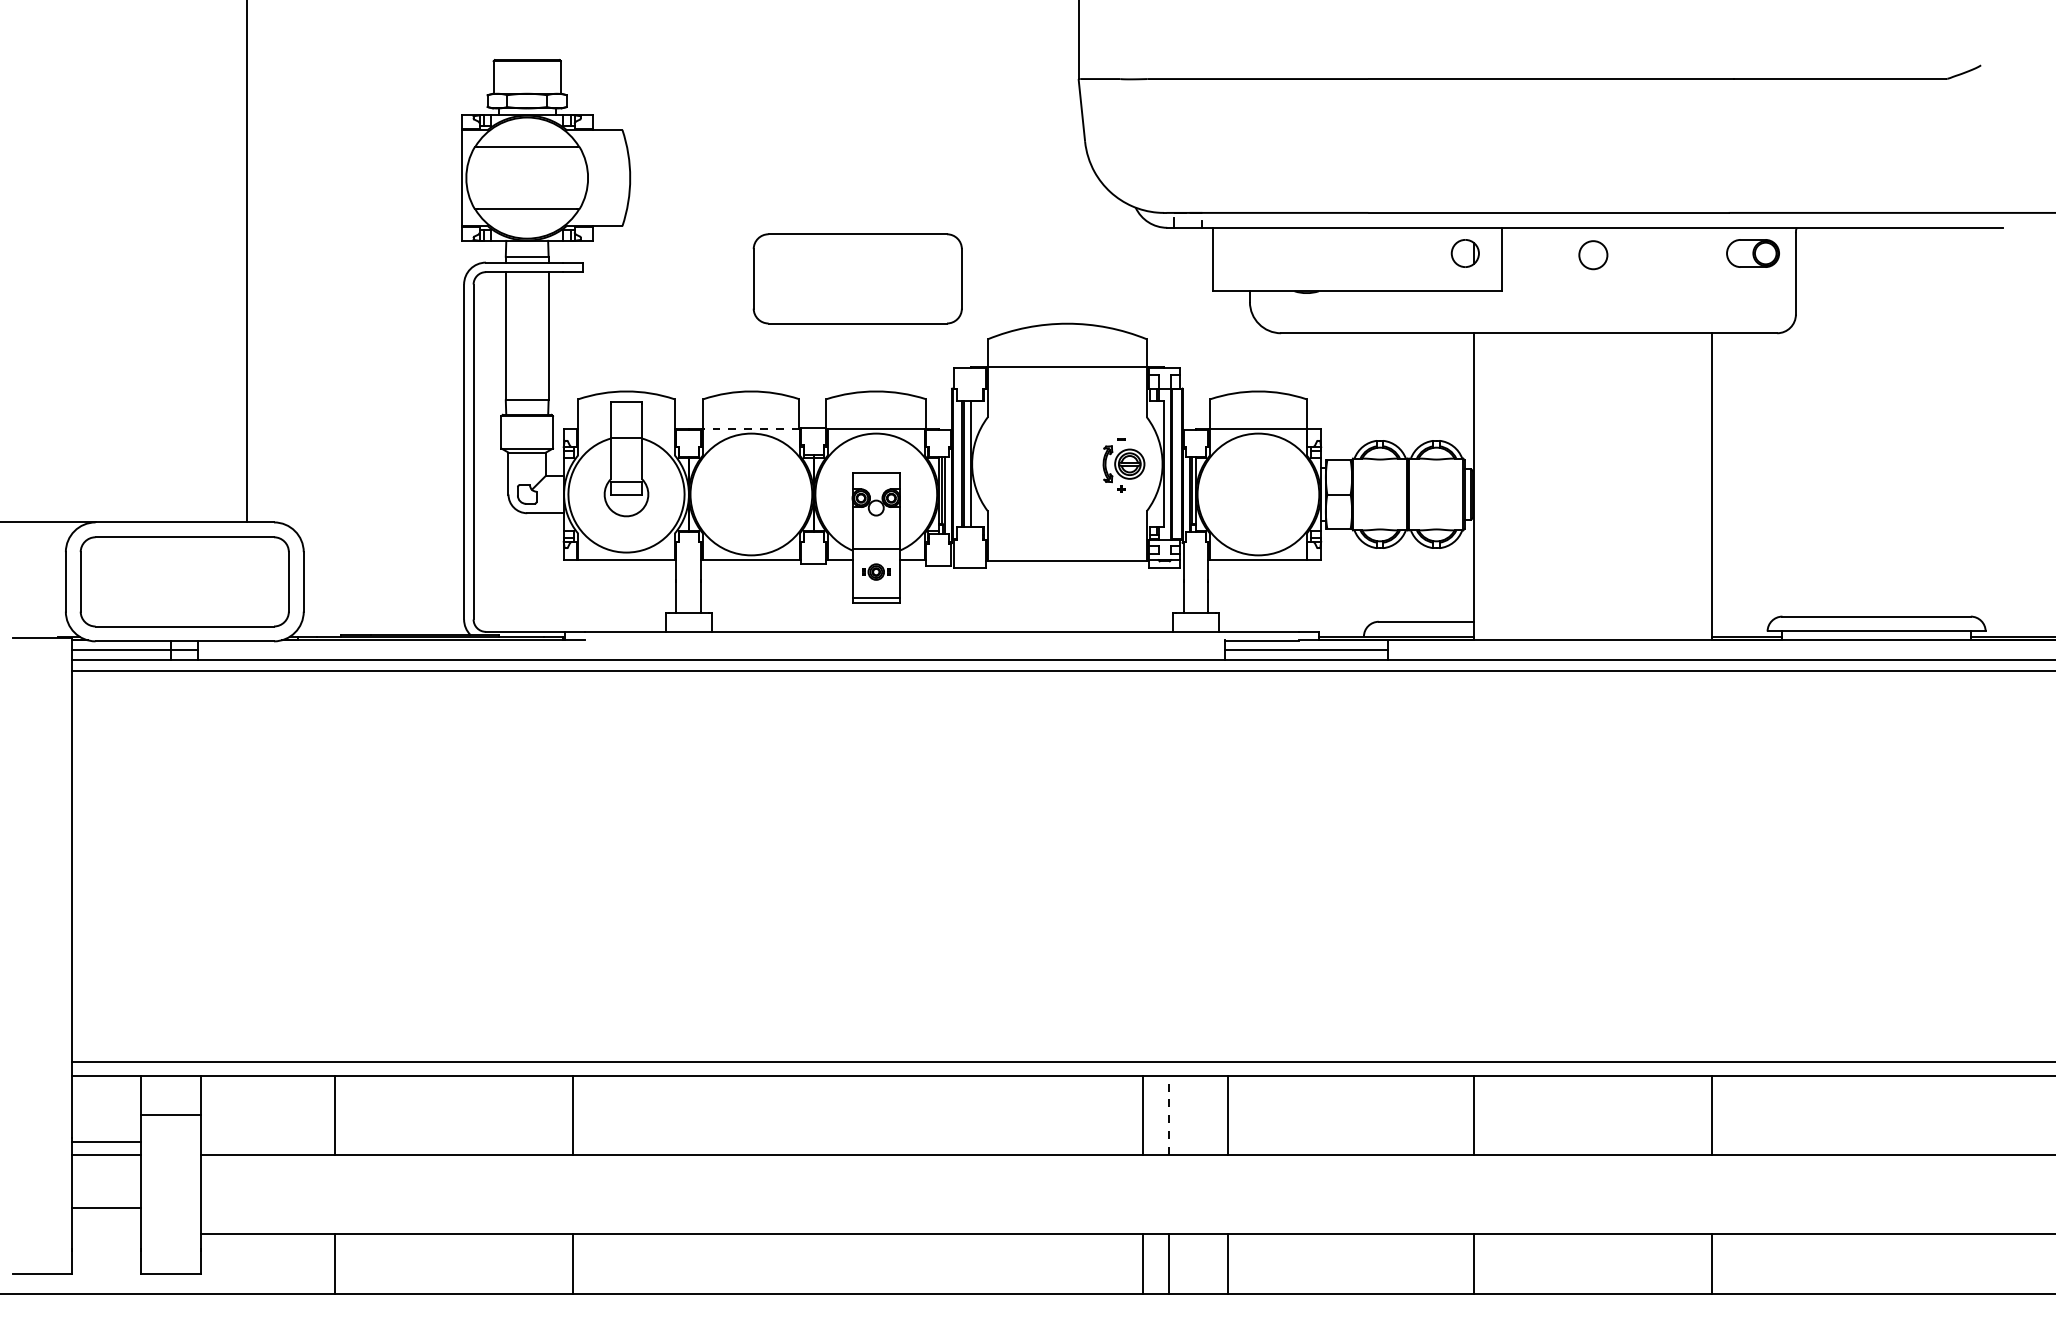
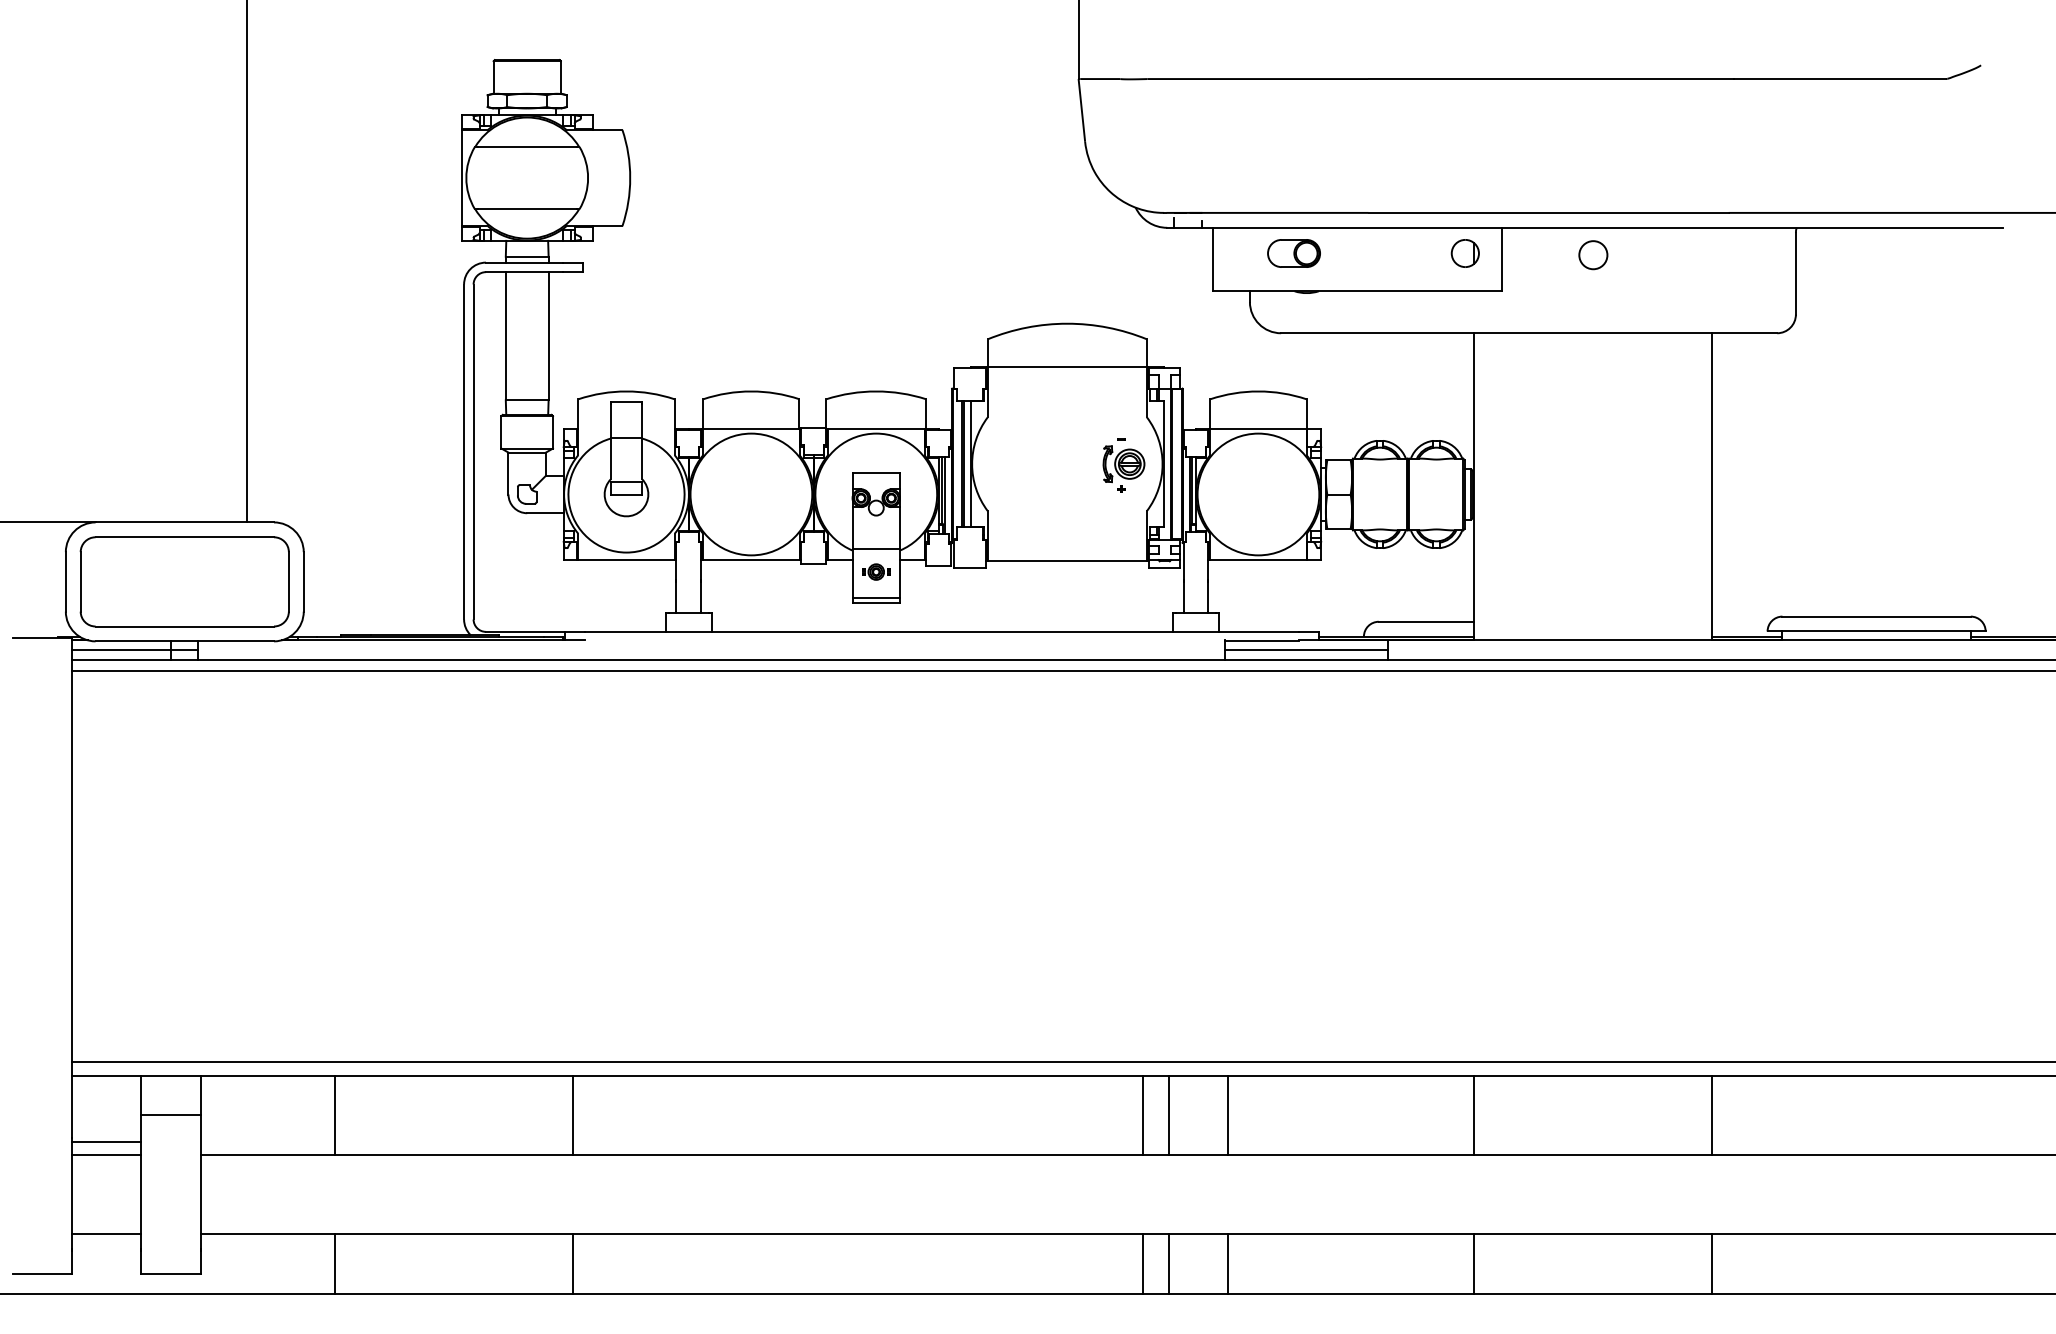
part position: (1752, 253) -> (1293, 253) (1293, 253)
part: present -> none (857, 278)
line: dashed -> solid (750, 428)
line: dashed -> solid (1168, 1115)
line position: (106, 1208) -> (106, 1234) (106, 1234)
